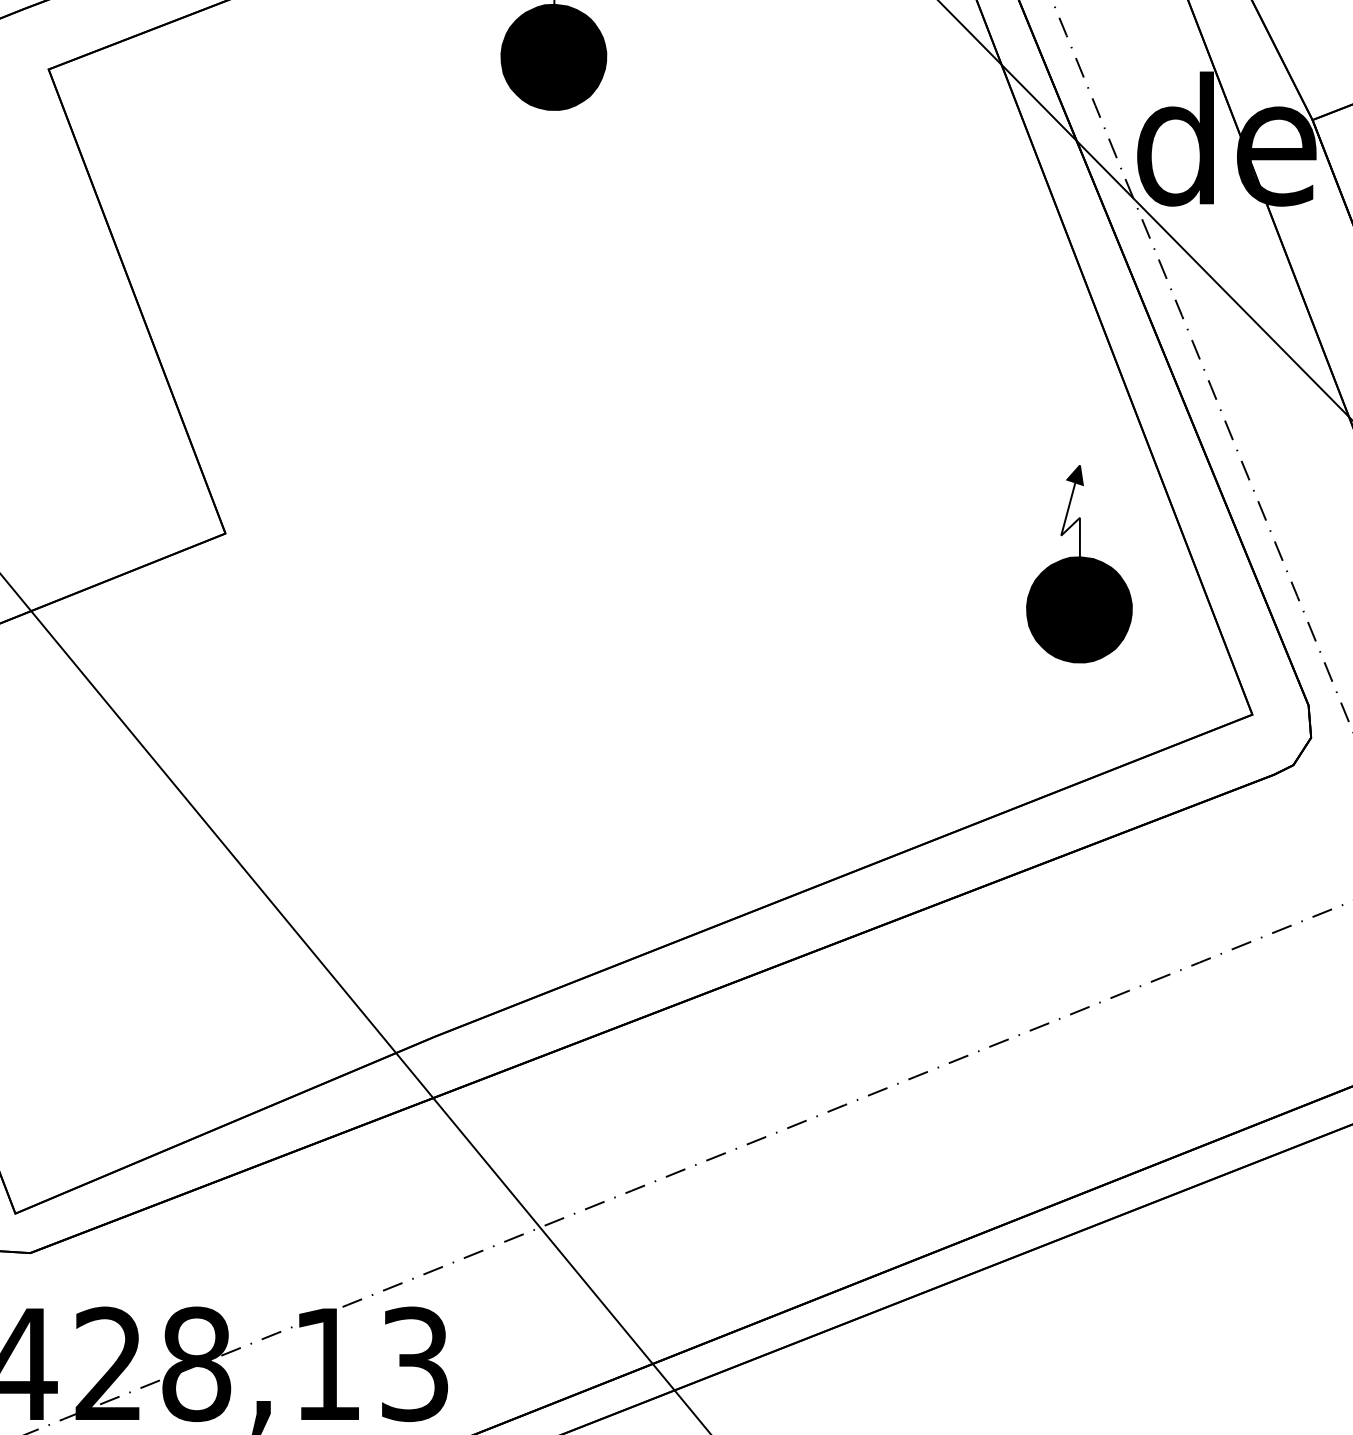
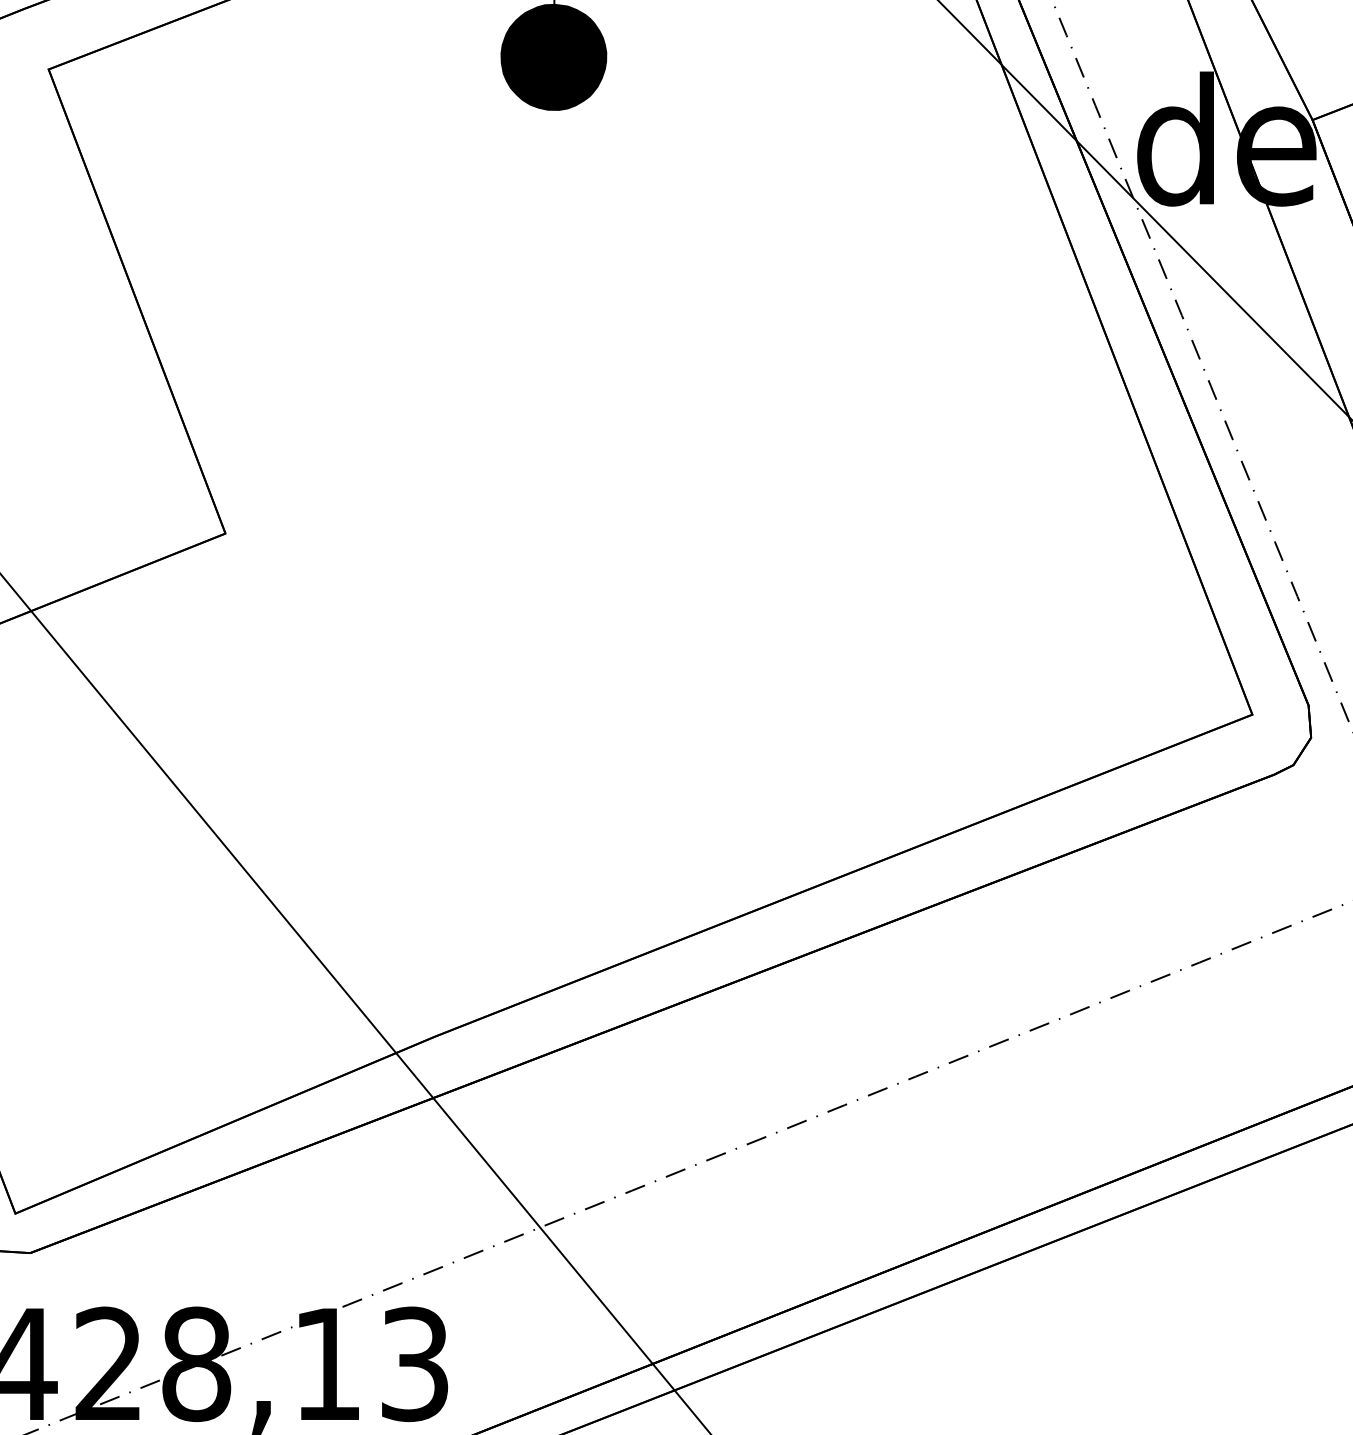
part: present -> none (1079, 564)
